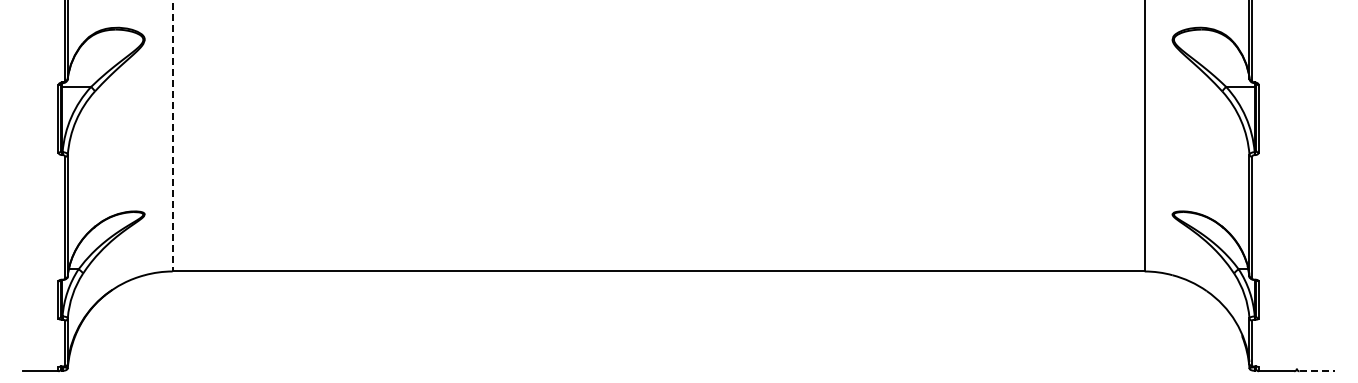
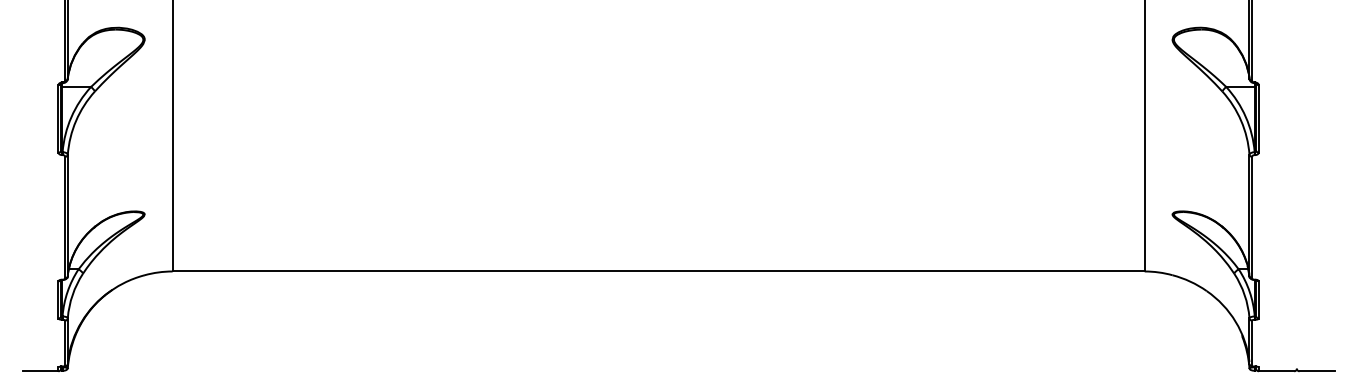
line: dashed -> solid (172, 136)
line: dashed -> solid (1317, 371)
